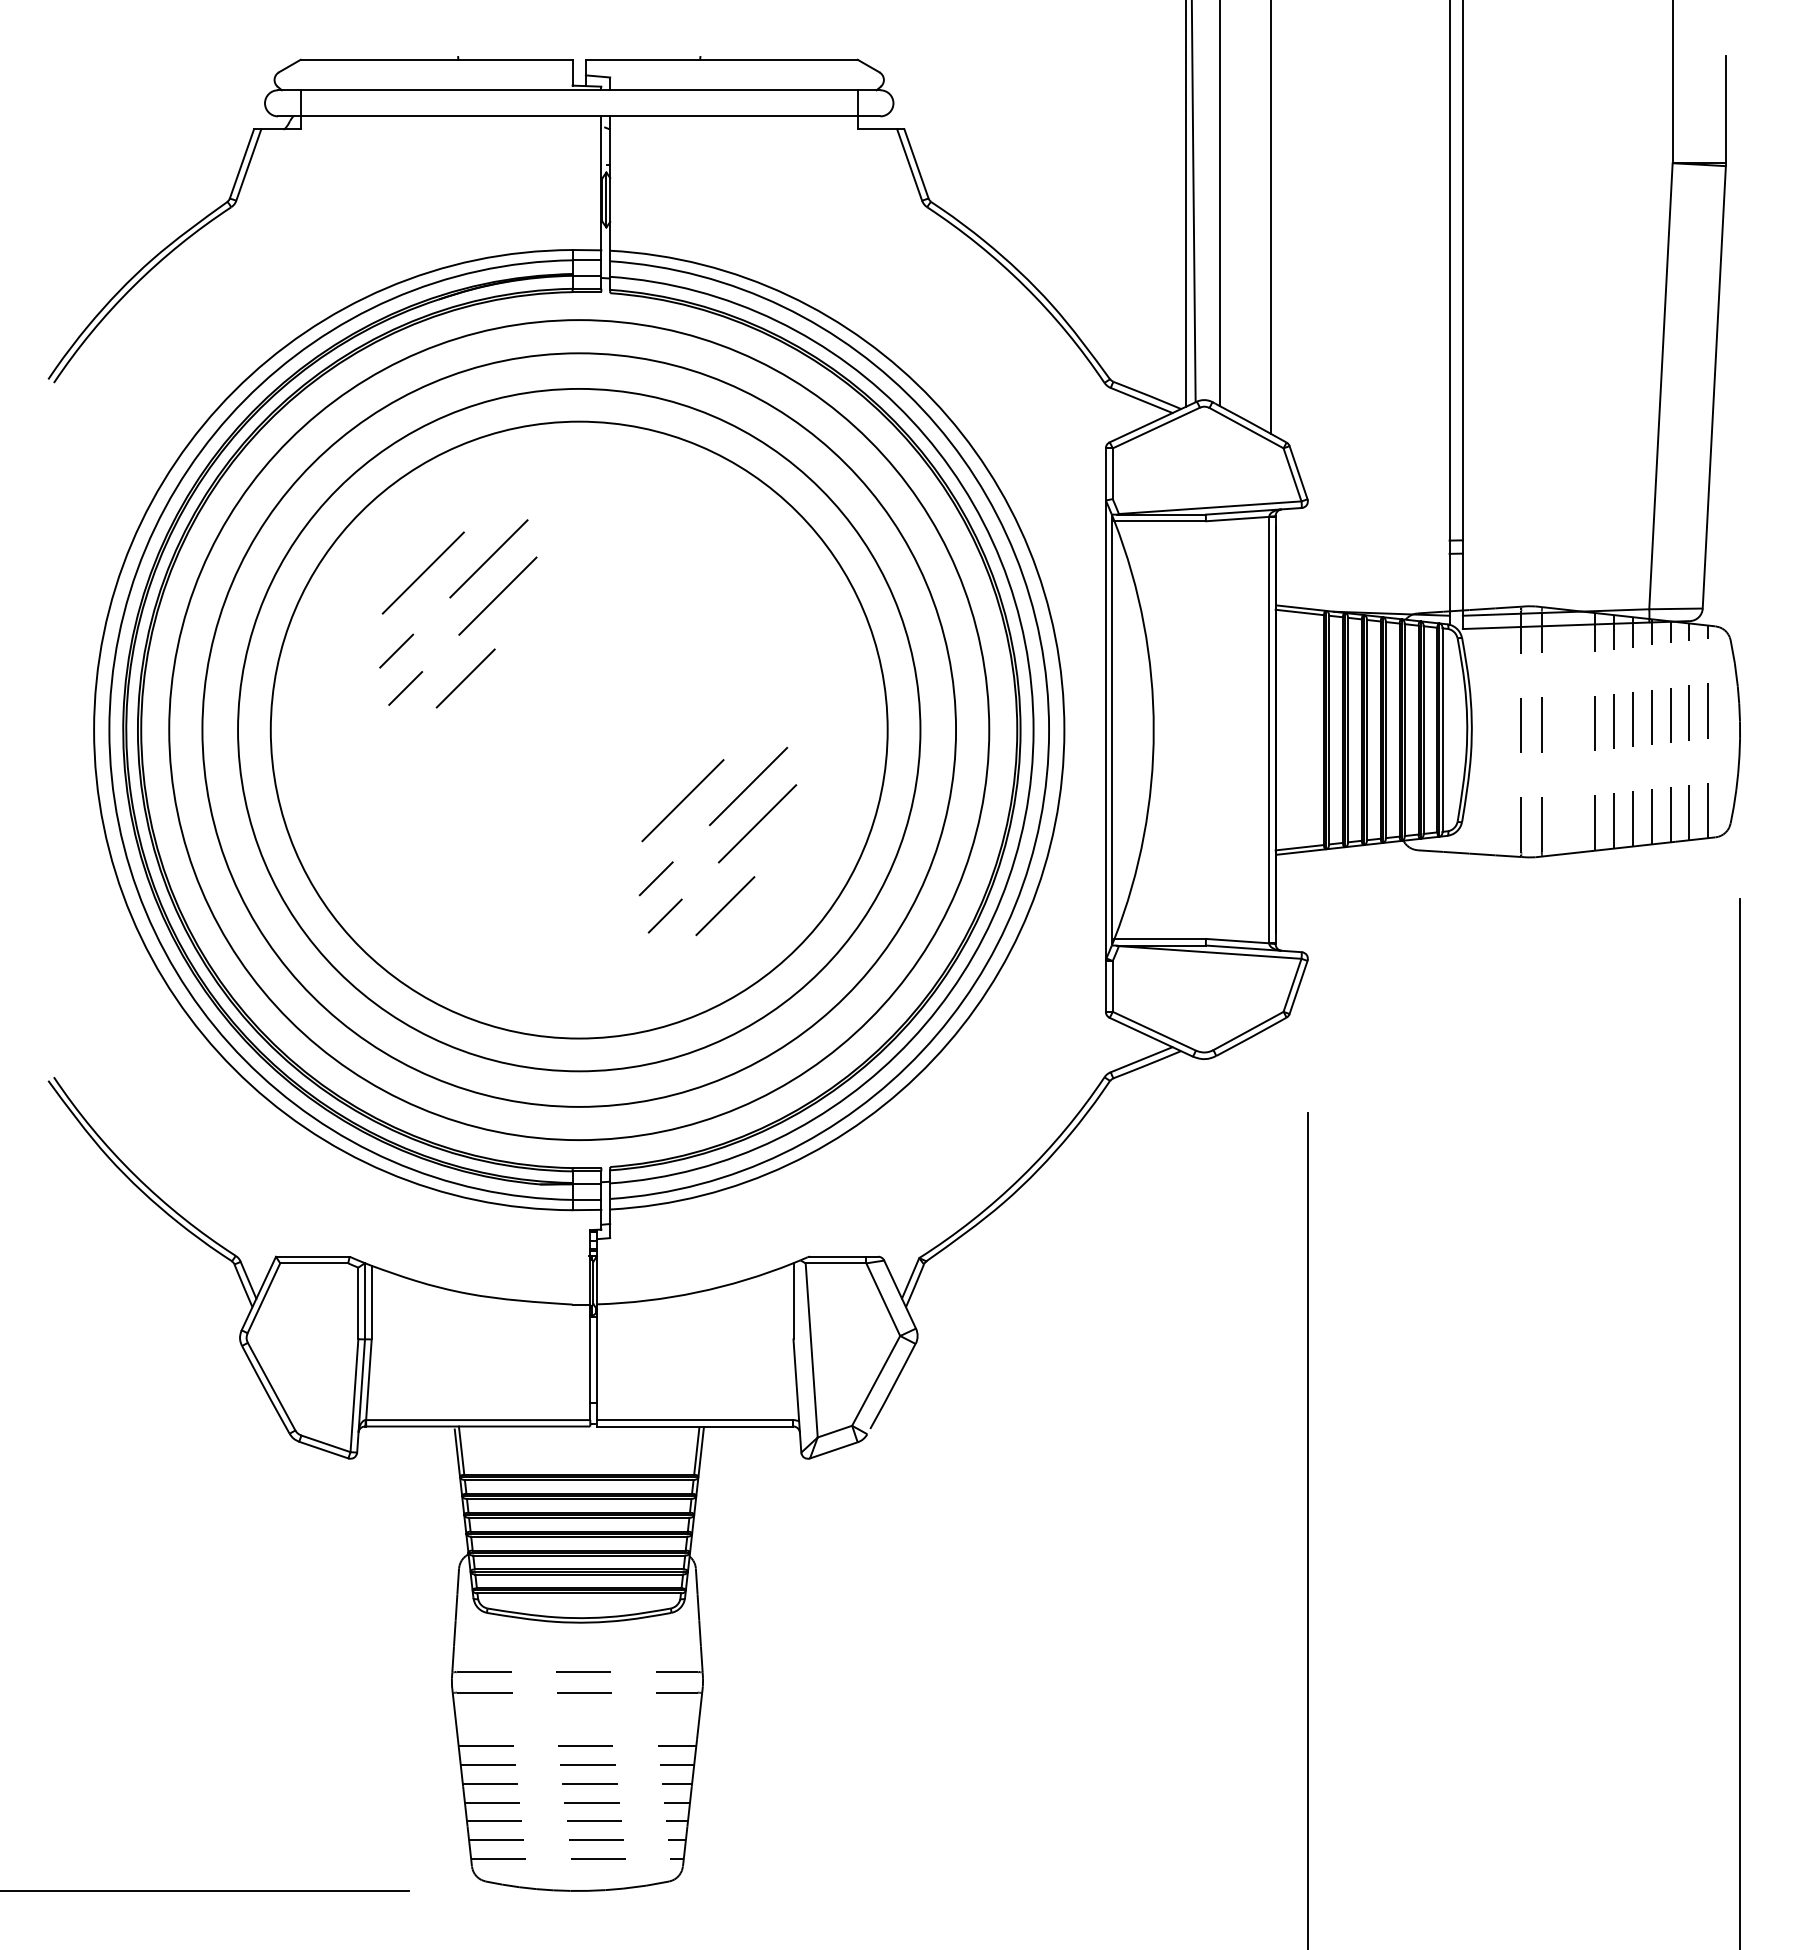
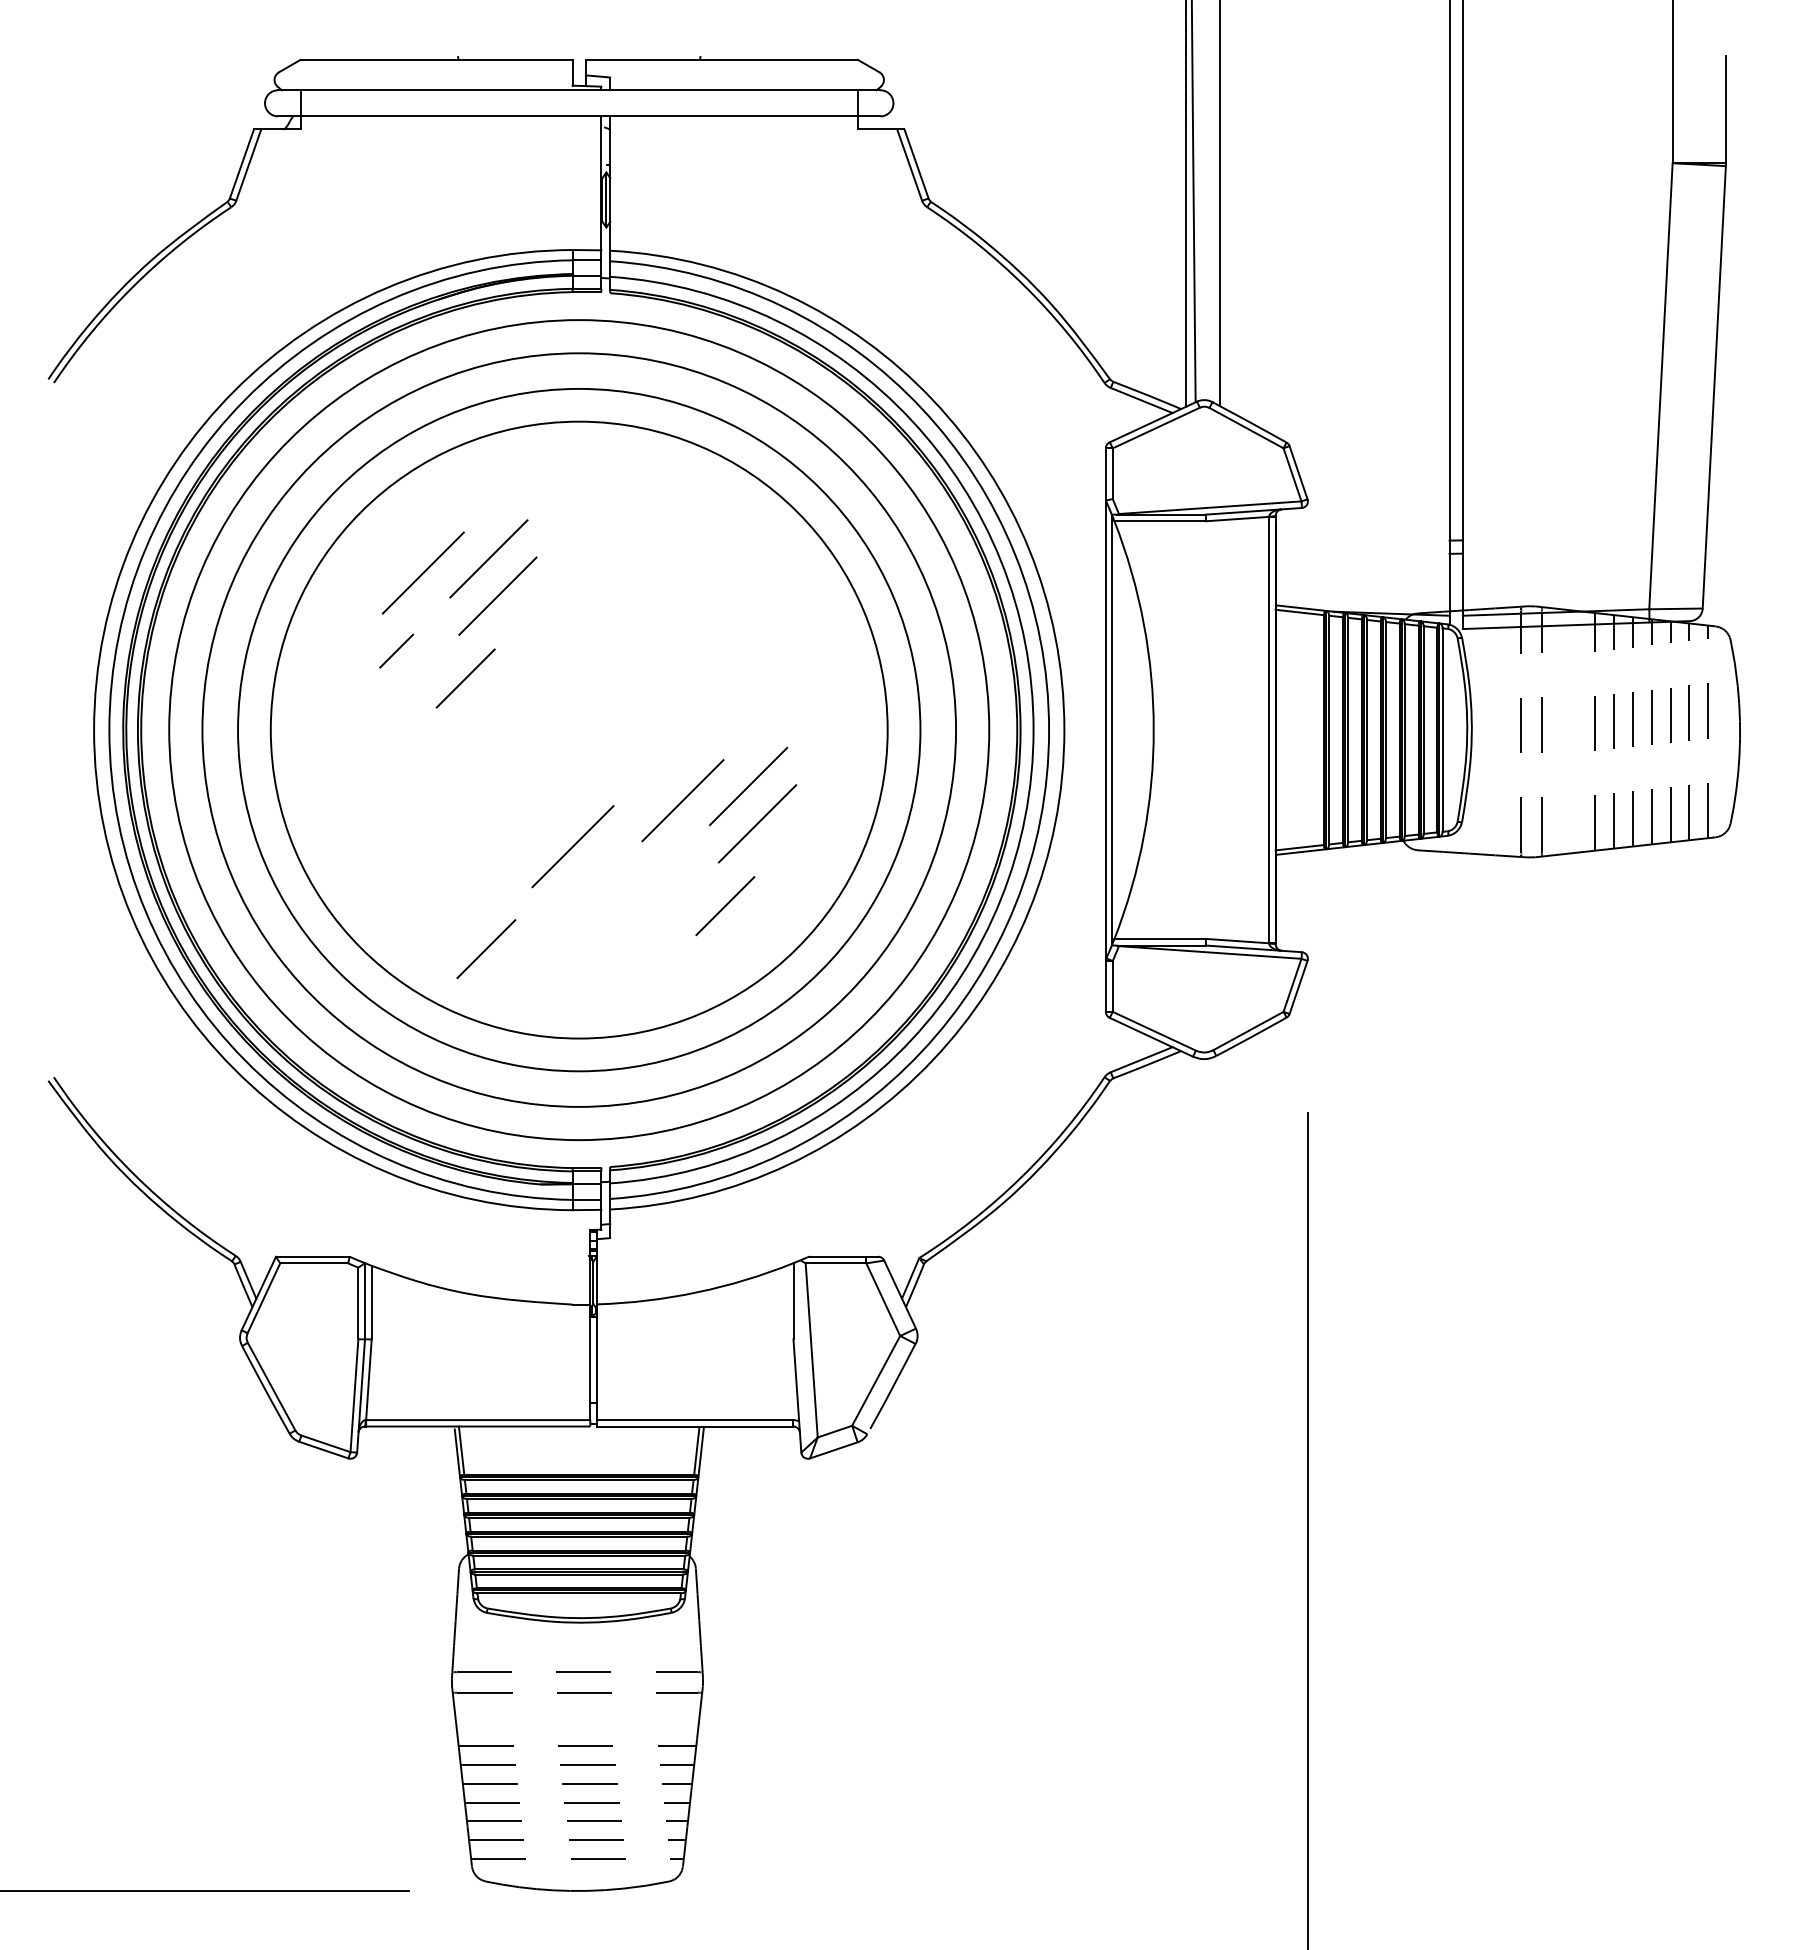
line: present -> none (1271, 218)
line: present -> none (405, 688)
line: none -> present (572, 846)
line: present -> none (655, 878)
line: present -> none (664, 915)
line: none -> present (486, 949)
line: present -> none (1740, 1422)
